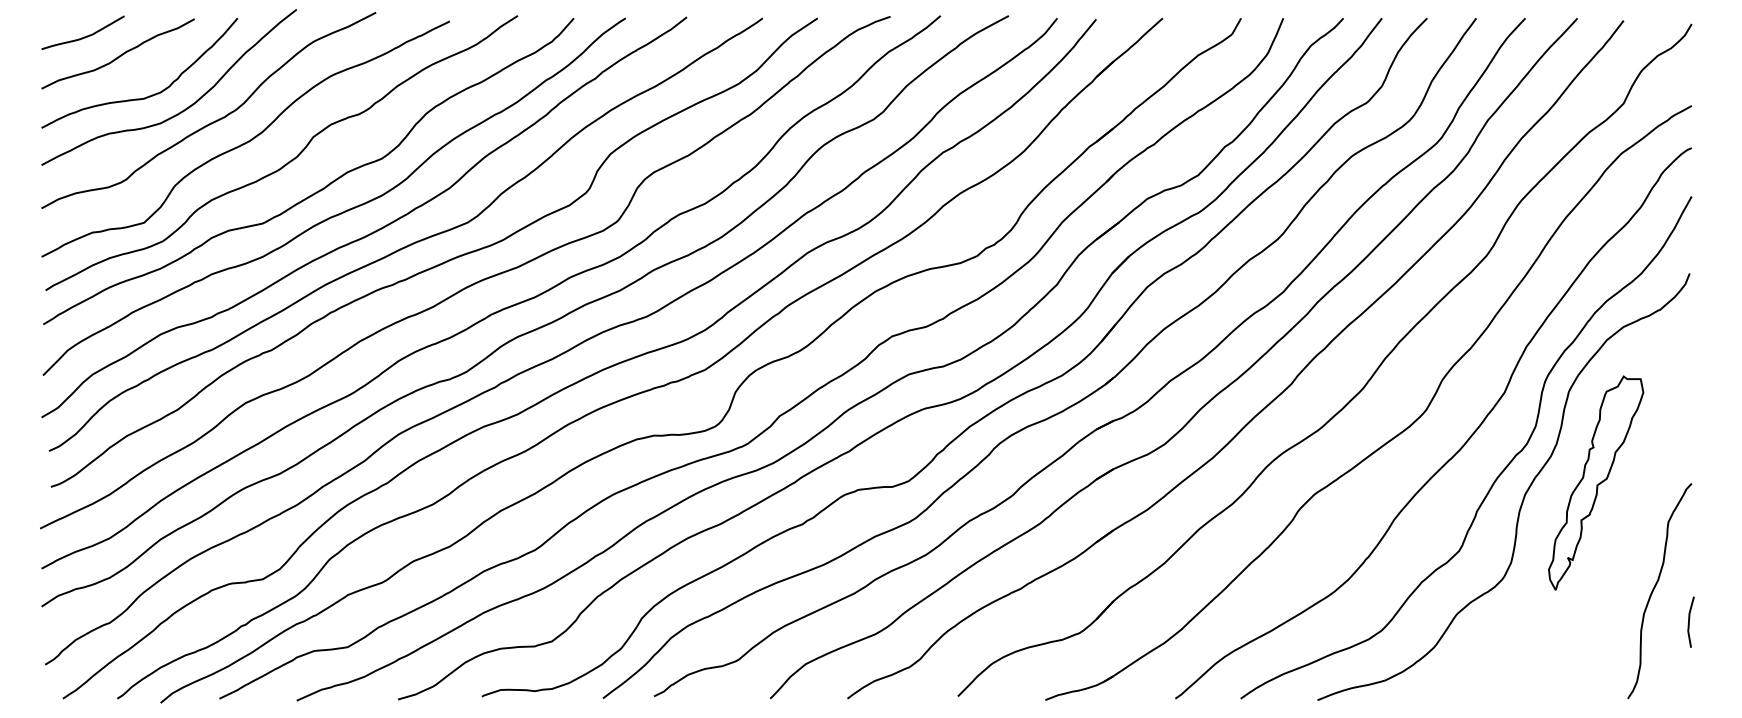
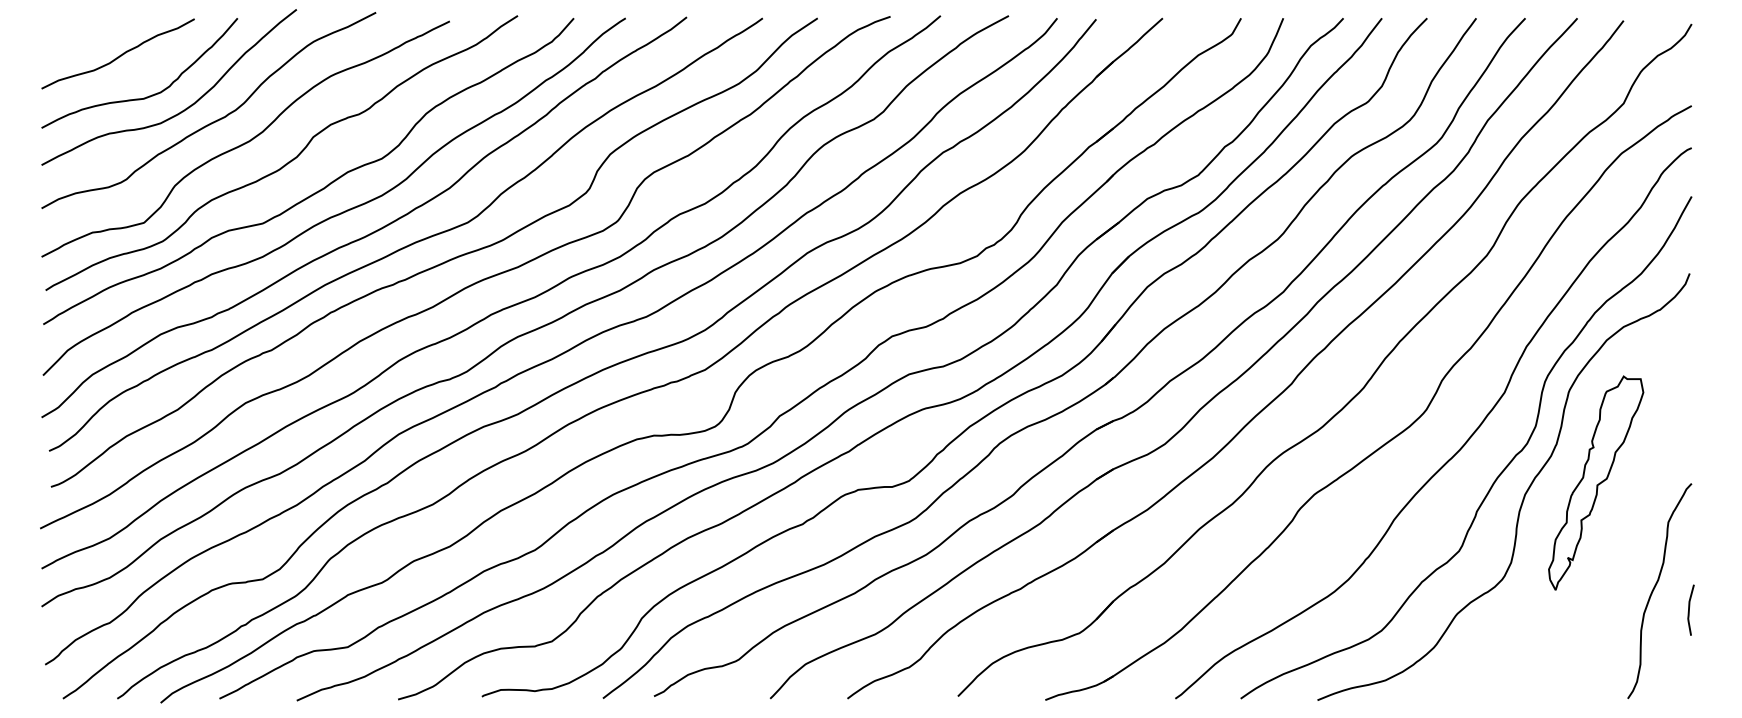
curve: present -> none (84, 36)
curve position: (1689, 621) -> (1689, 609) (1689, 609)
